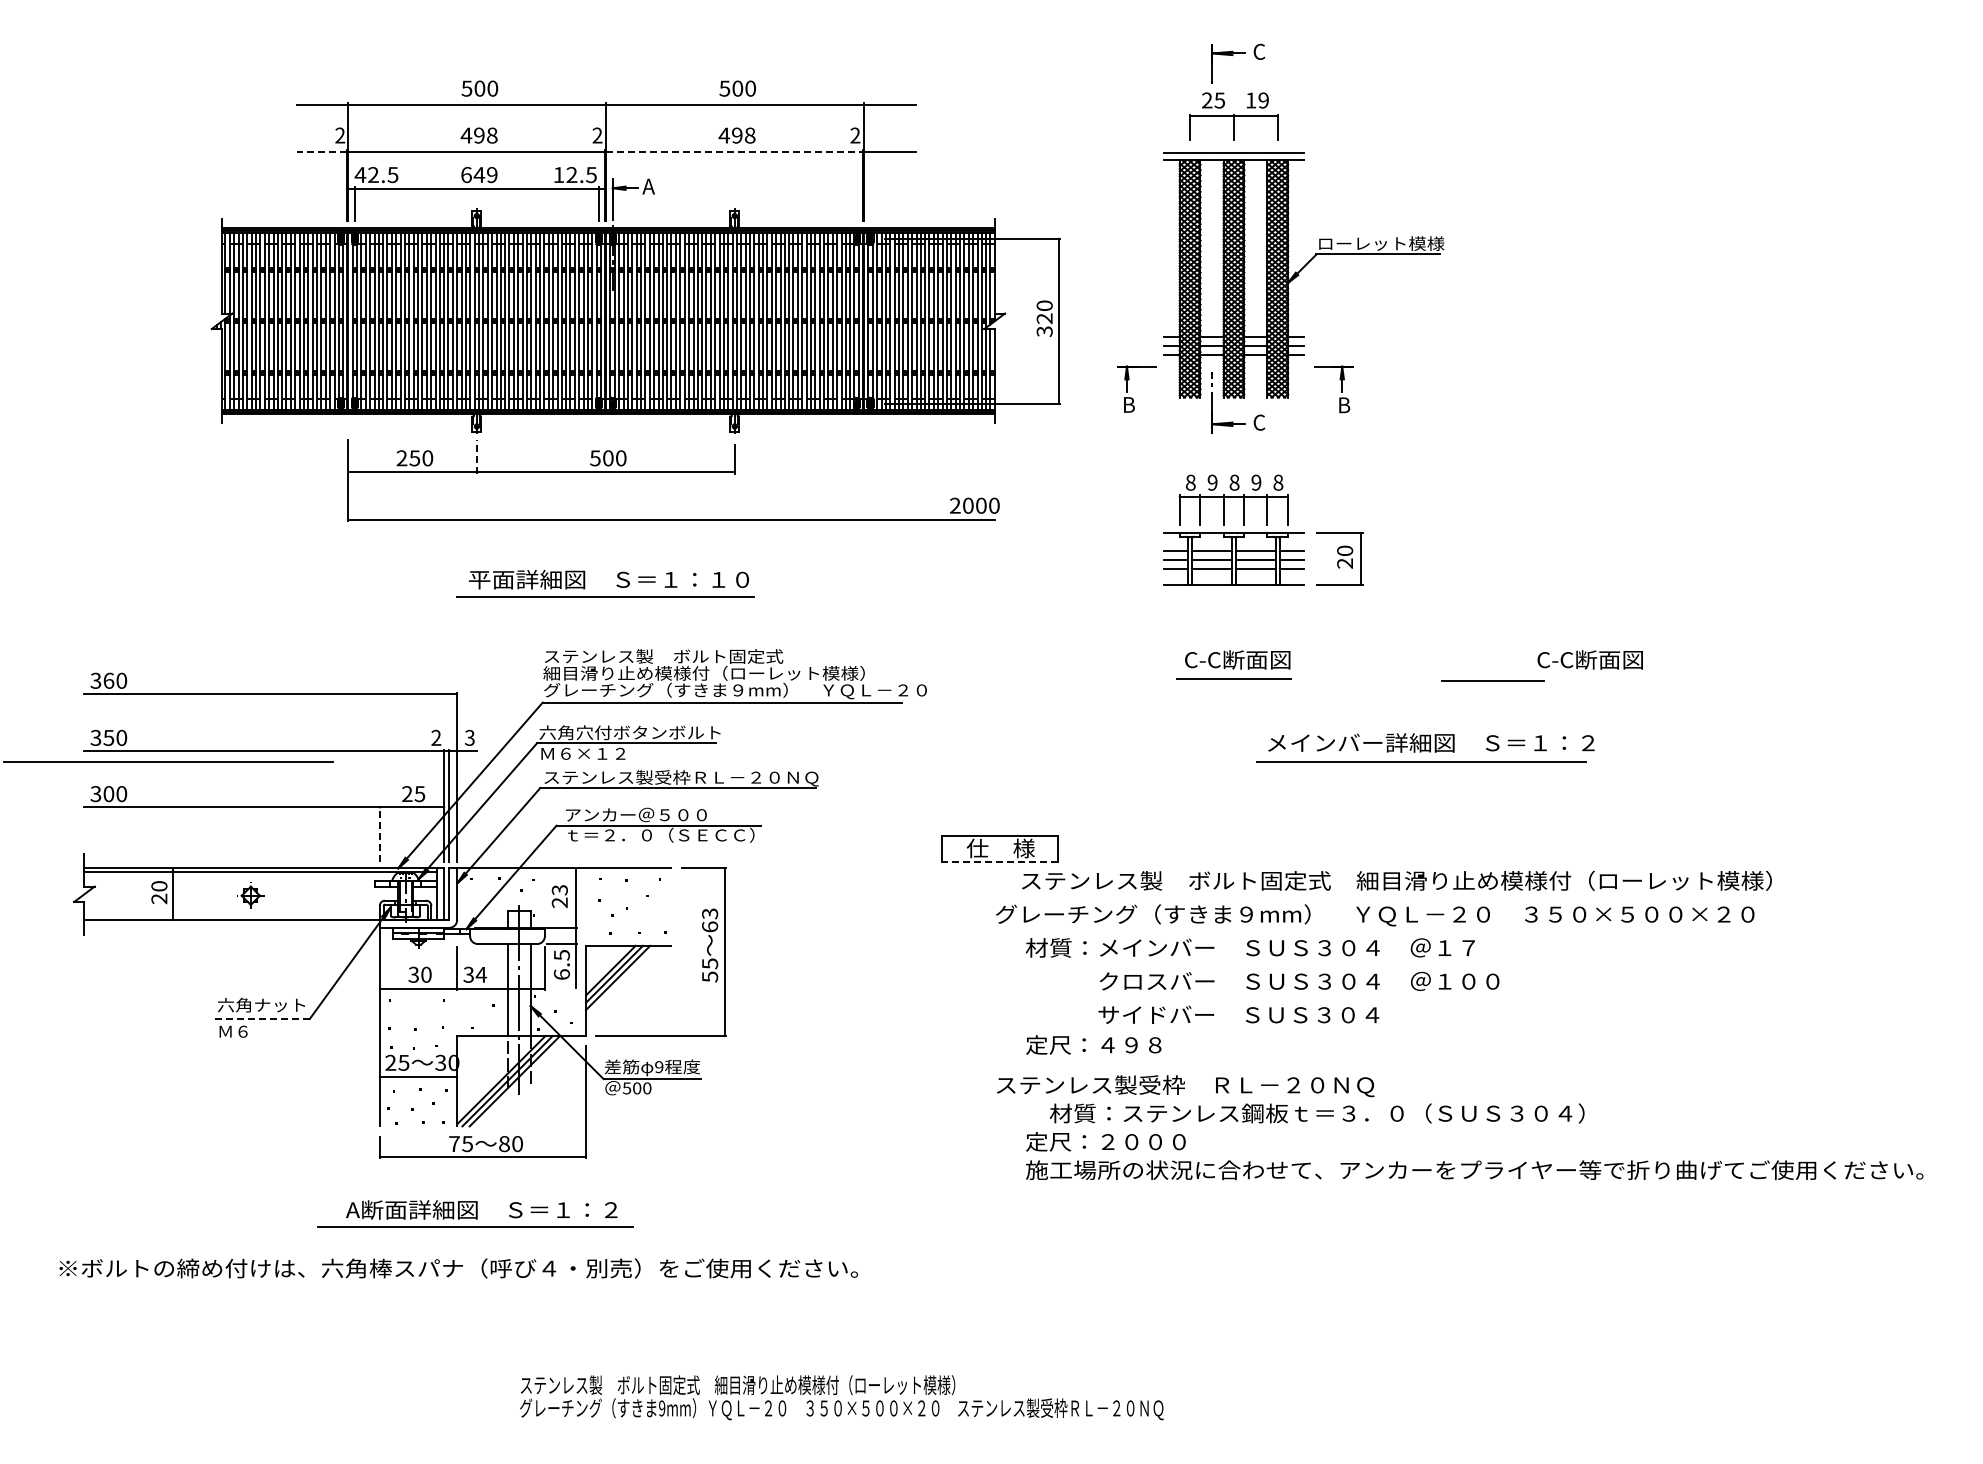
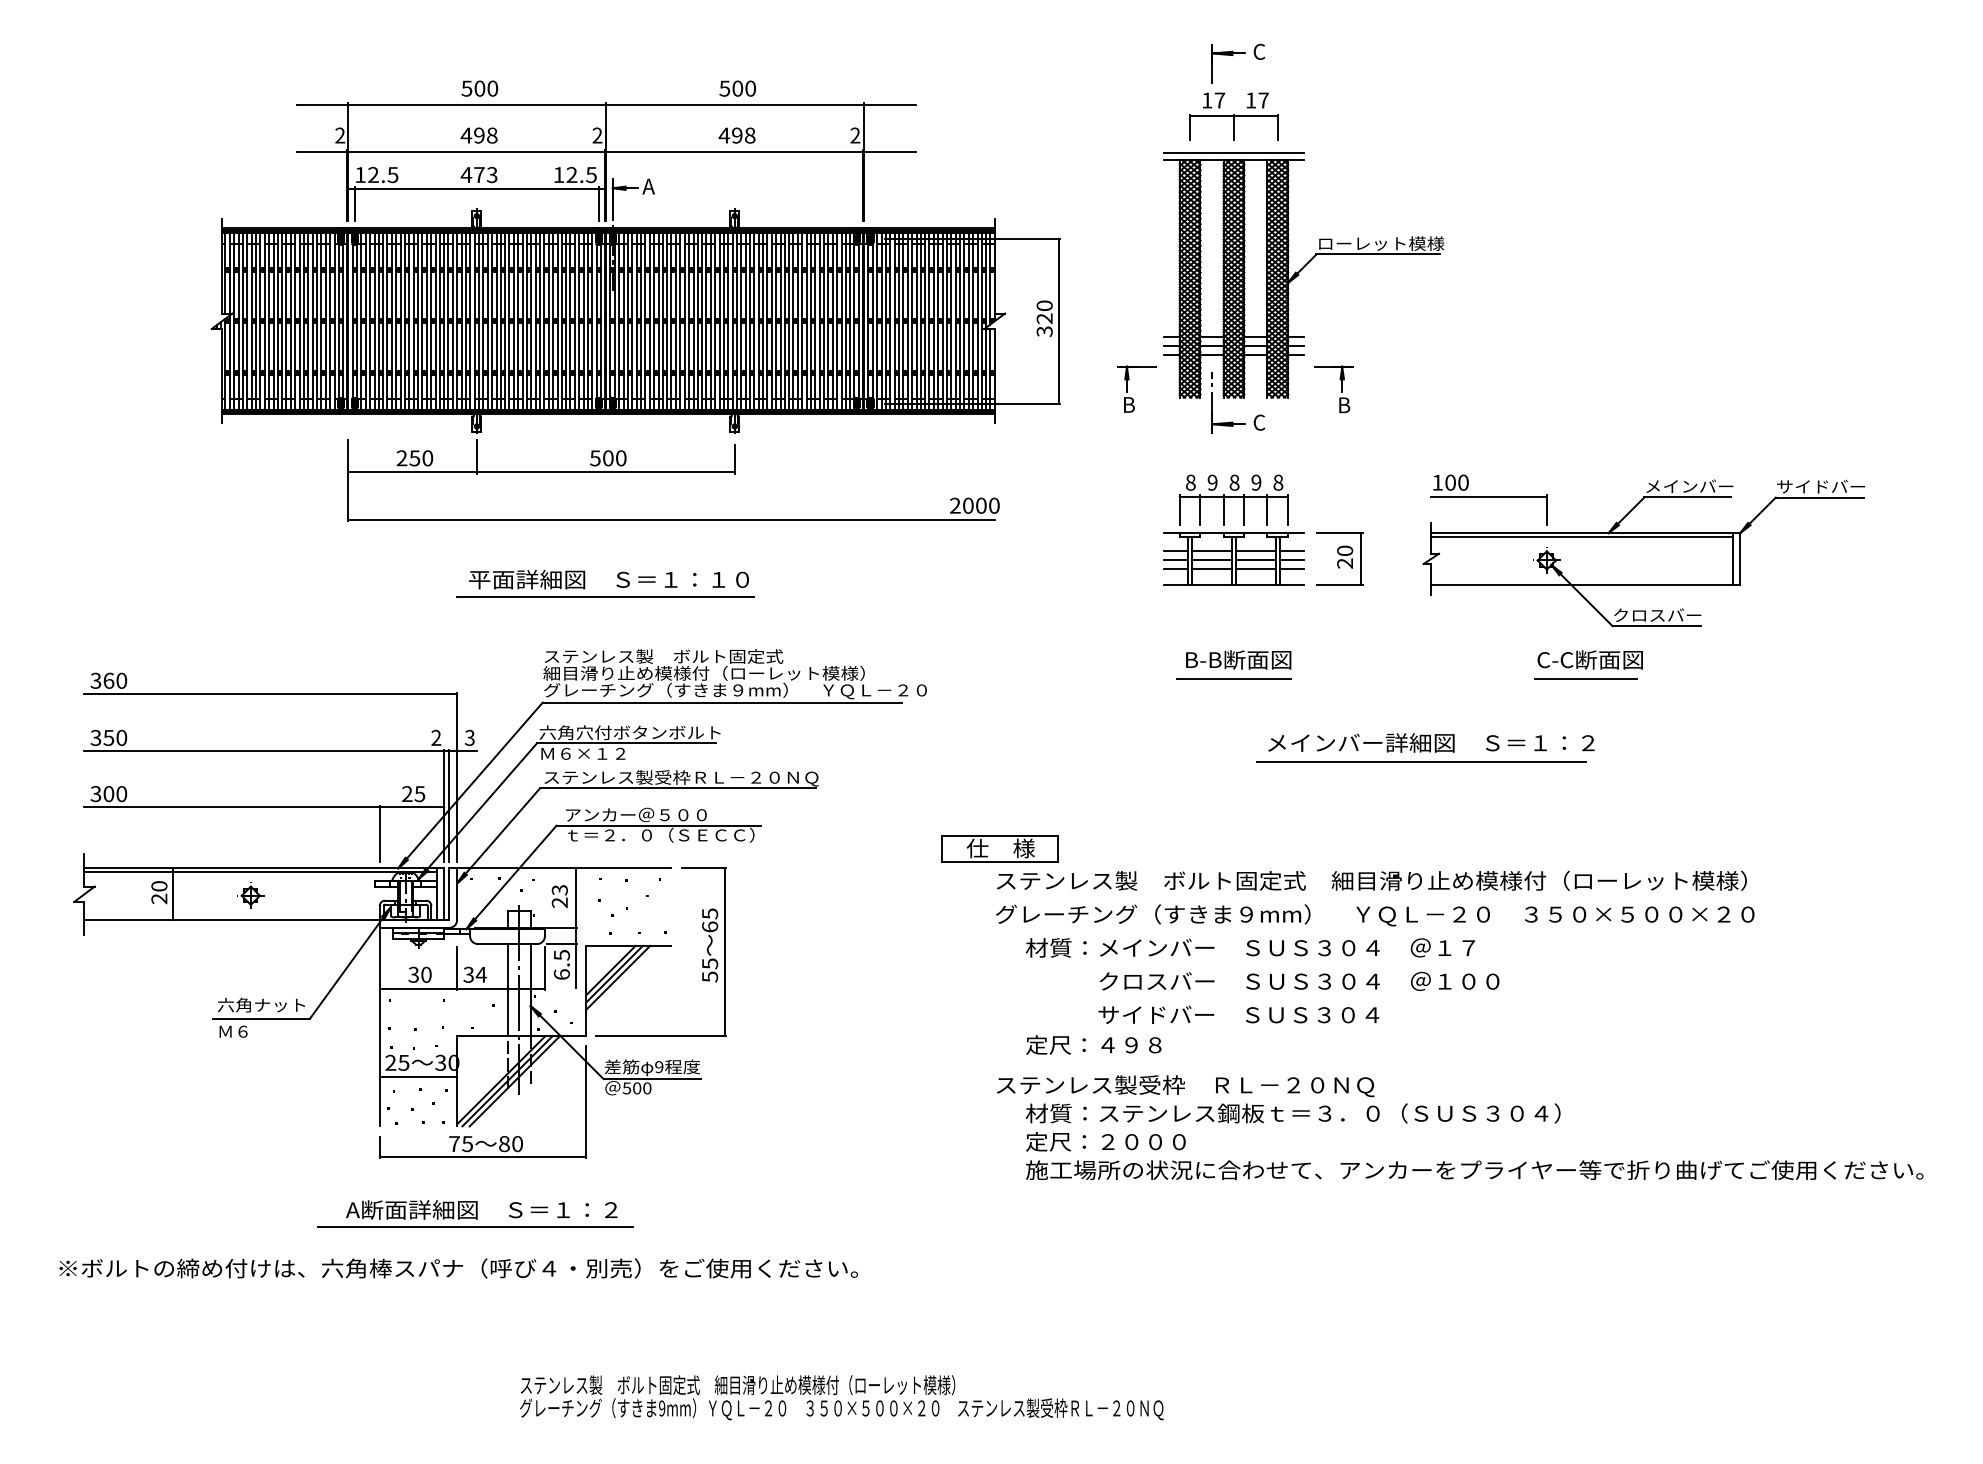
text: 25 -> 17 (1213, 100)
text: 19 -> 17 (1263, 100)
line: dashed -> solid (321, 151)
line: dashed -> solid (735, 151)
text: 42.5 -> 12.5 (360, 174)
text: 649 -> 473 (478, 175)
line: dashed -> solid (476, 457)
part: none -> present (1643, 550)
text: C-C断面図 -> B-B断面図 (1238, 659)
line position: (1492, 680) -> (1585, 678) (1585, 678)
line: present -> none (168, 761)
line: dashed -> solid (379, 833)
line: dashed -> solid (999, 862)
text position: (1396, 880) -> (1371, 880) (1371, 880)
text: 63 -> 65 (709, 913)
line: dashed -> solid (261, 1018)
text position: (1317, 1113) -> (1293, 1113) (1293, 1113)
